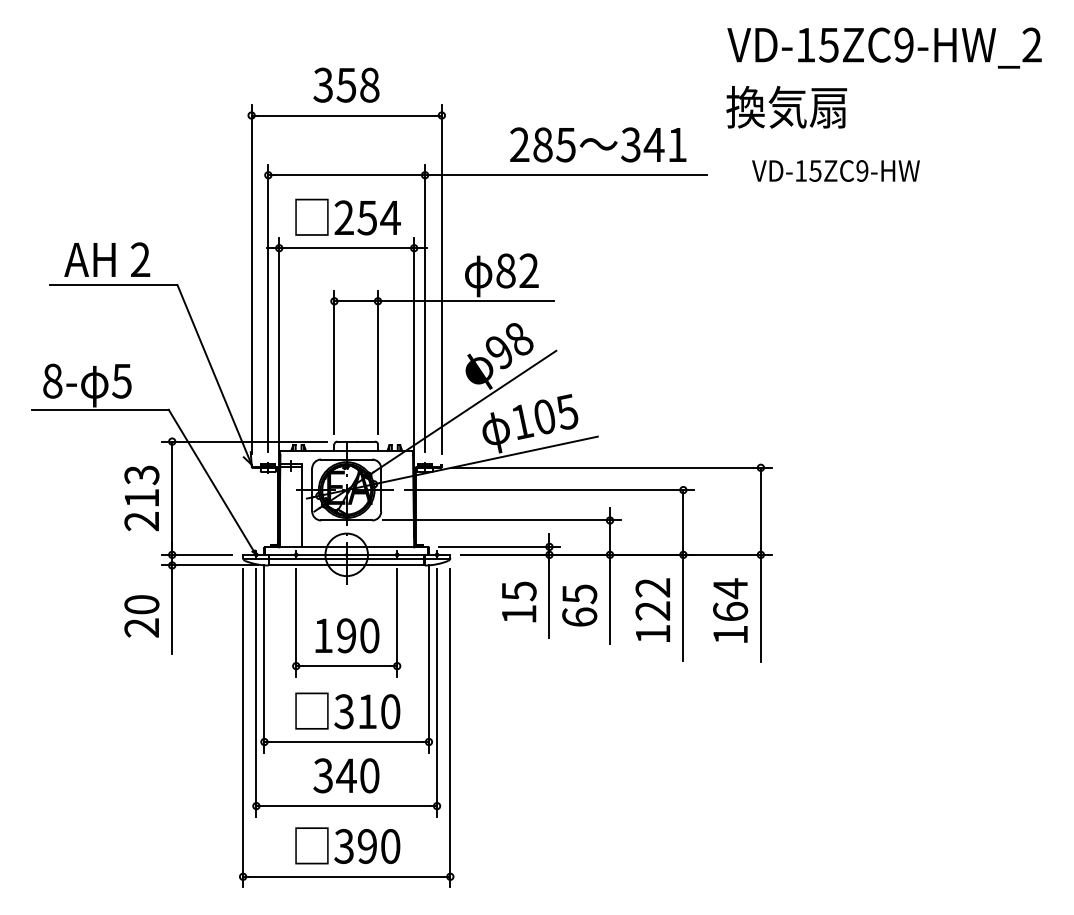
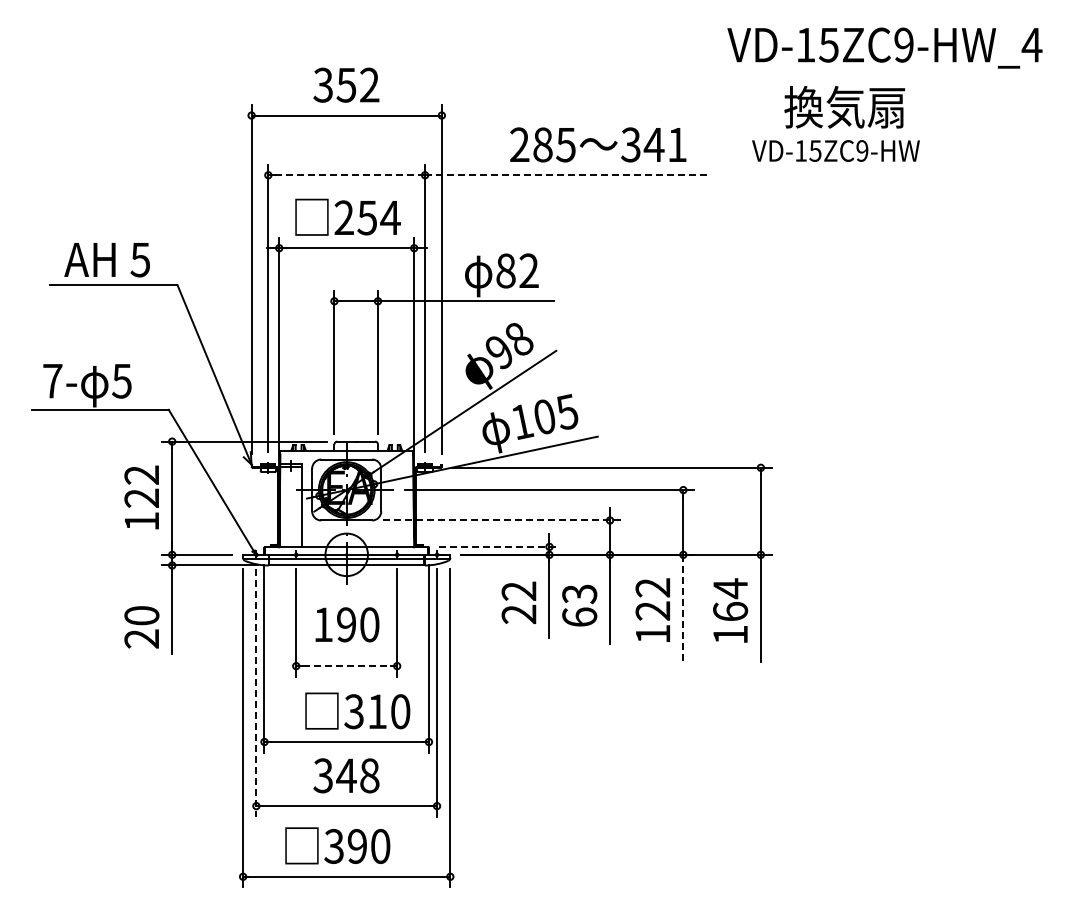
text: VD-15ZC9-HW_2 -> VD-15ZC9-HW_4 (1031, 44)
text: 358 -> 352 (369, 84)
text position: (786, 107) -> (844, 107) (844, 107)
text position: (835, 170) -> (835, 150) (835, 150)
line: solid -> dashed (346, 175)
line: solid -> dashed (566, 175)
text: 2 -> 5 (140, 259)
text: 8- -> 7- (52, 380)
text: 213 -> 122 (141, 498)
line: solid -> dashed (501, 520)
line: solid -> dashed (499, 546)
text: 65 -> 63 (579, 593)
text: 15 -> 22 (518, 602)
line: solid -> dashed (683, 607)
text position: (141, 616) -> (141, 627) (141, 627)
text position: (347, 635) -> (347, 624) (347, 624)
line: solid -> dashed (347, 666)
line: solid -> dashed (256, 692)
text position: (347, 710) -> (357, 710) (357, 710)
text: 340 -> 348 (369, 775)
text position: (347, 845) -> (337, 845) (337, 845)
